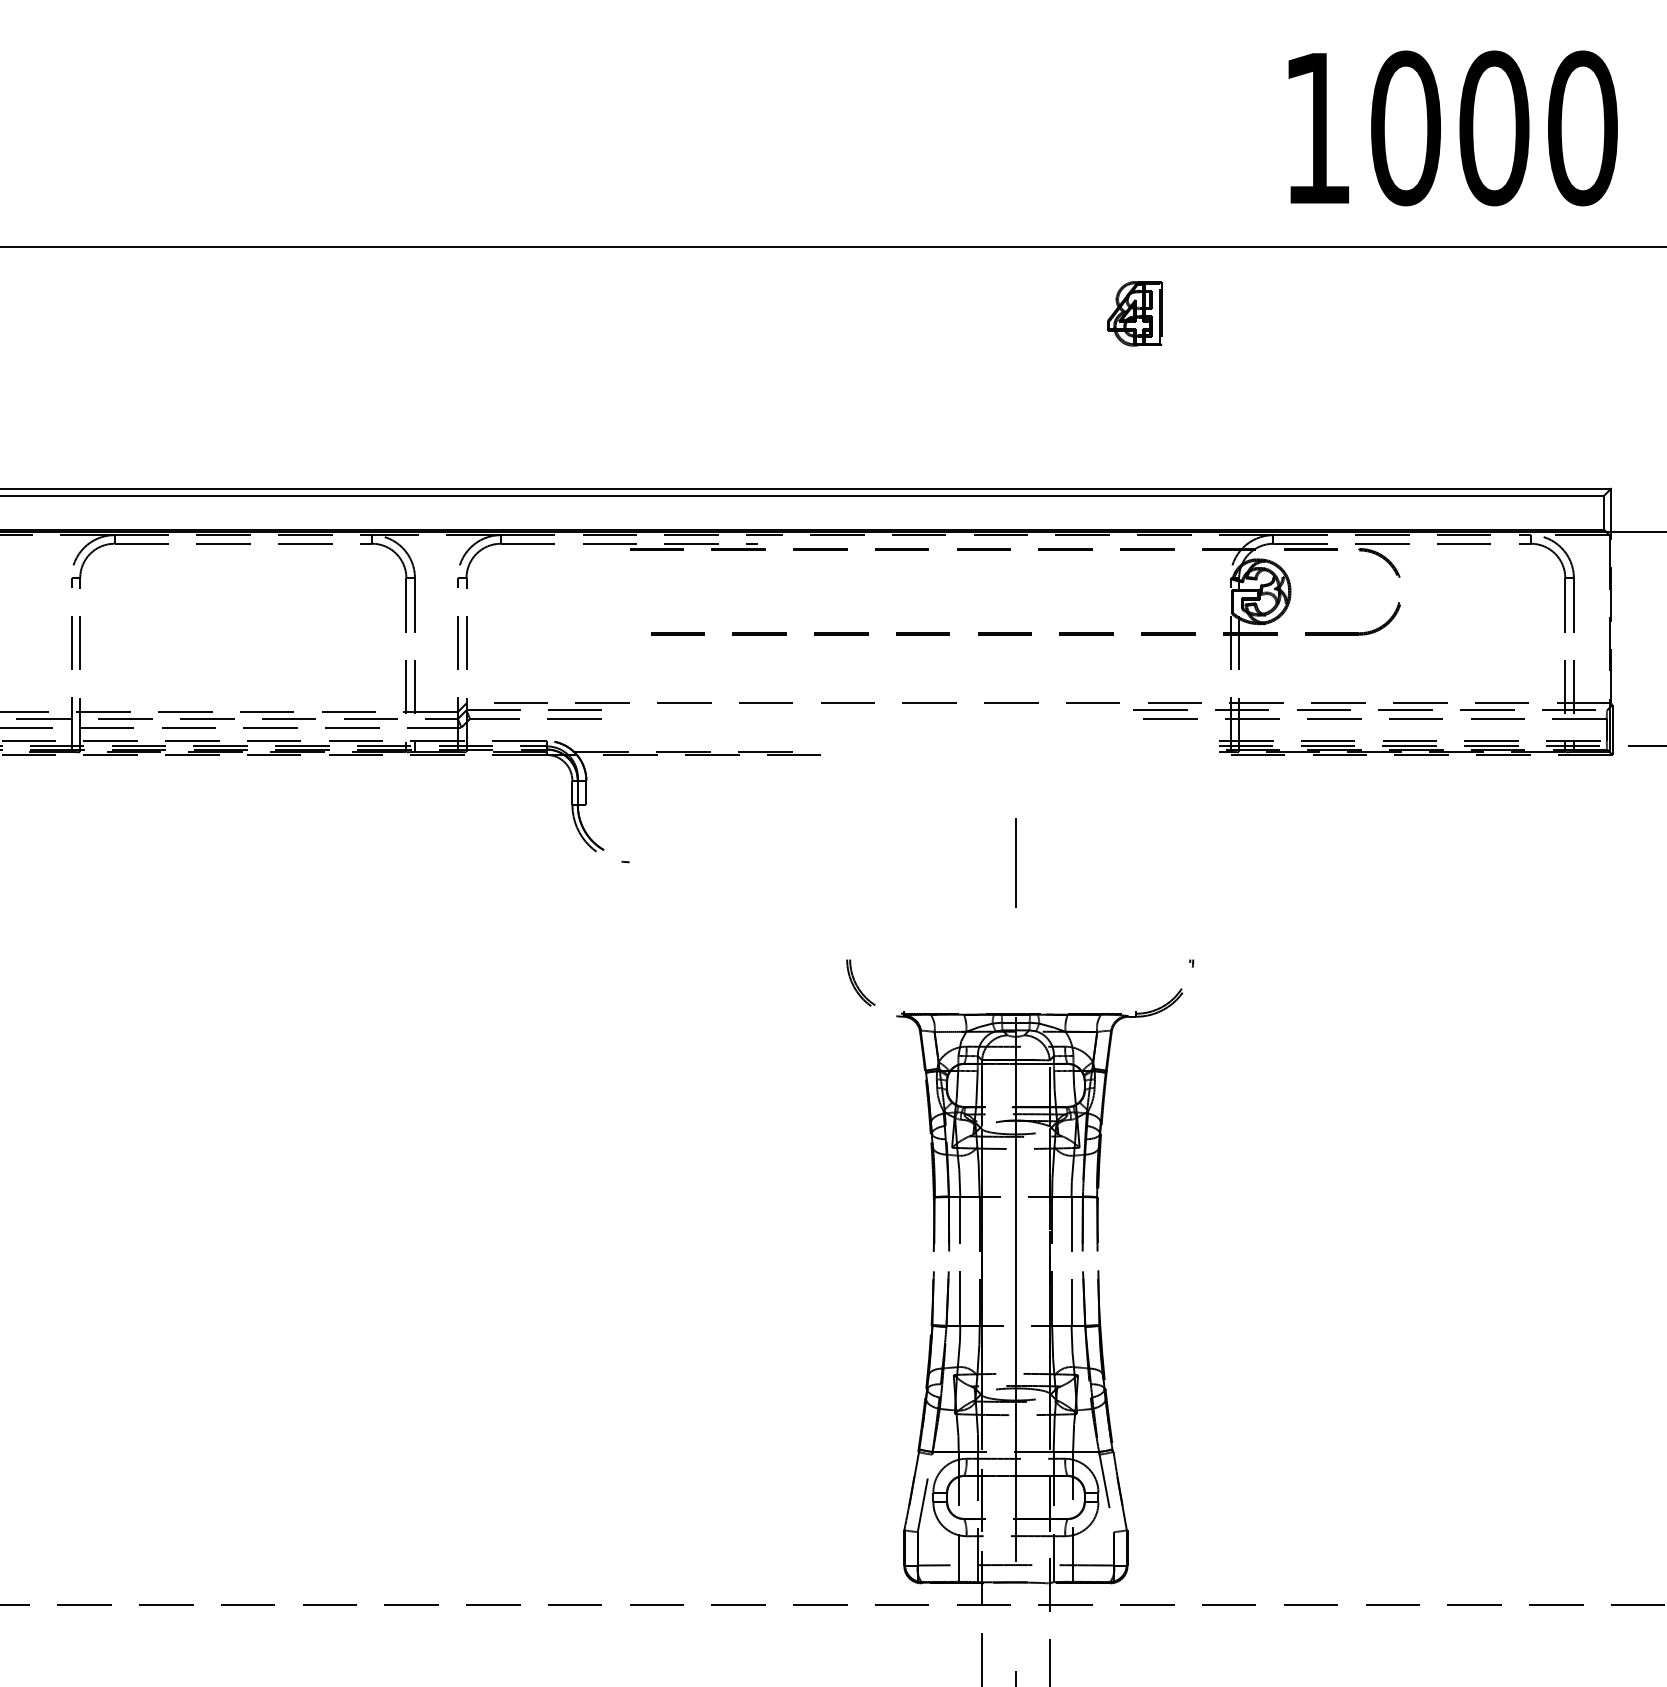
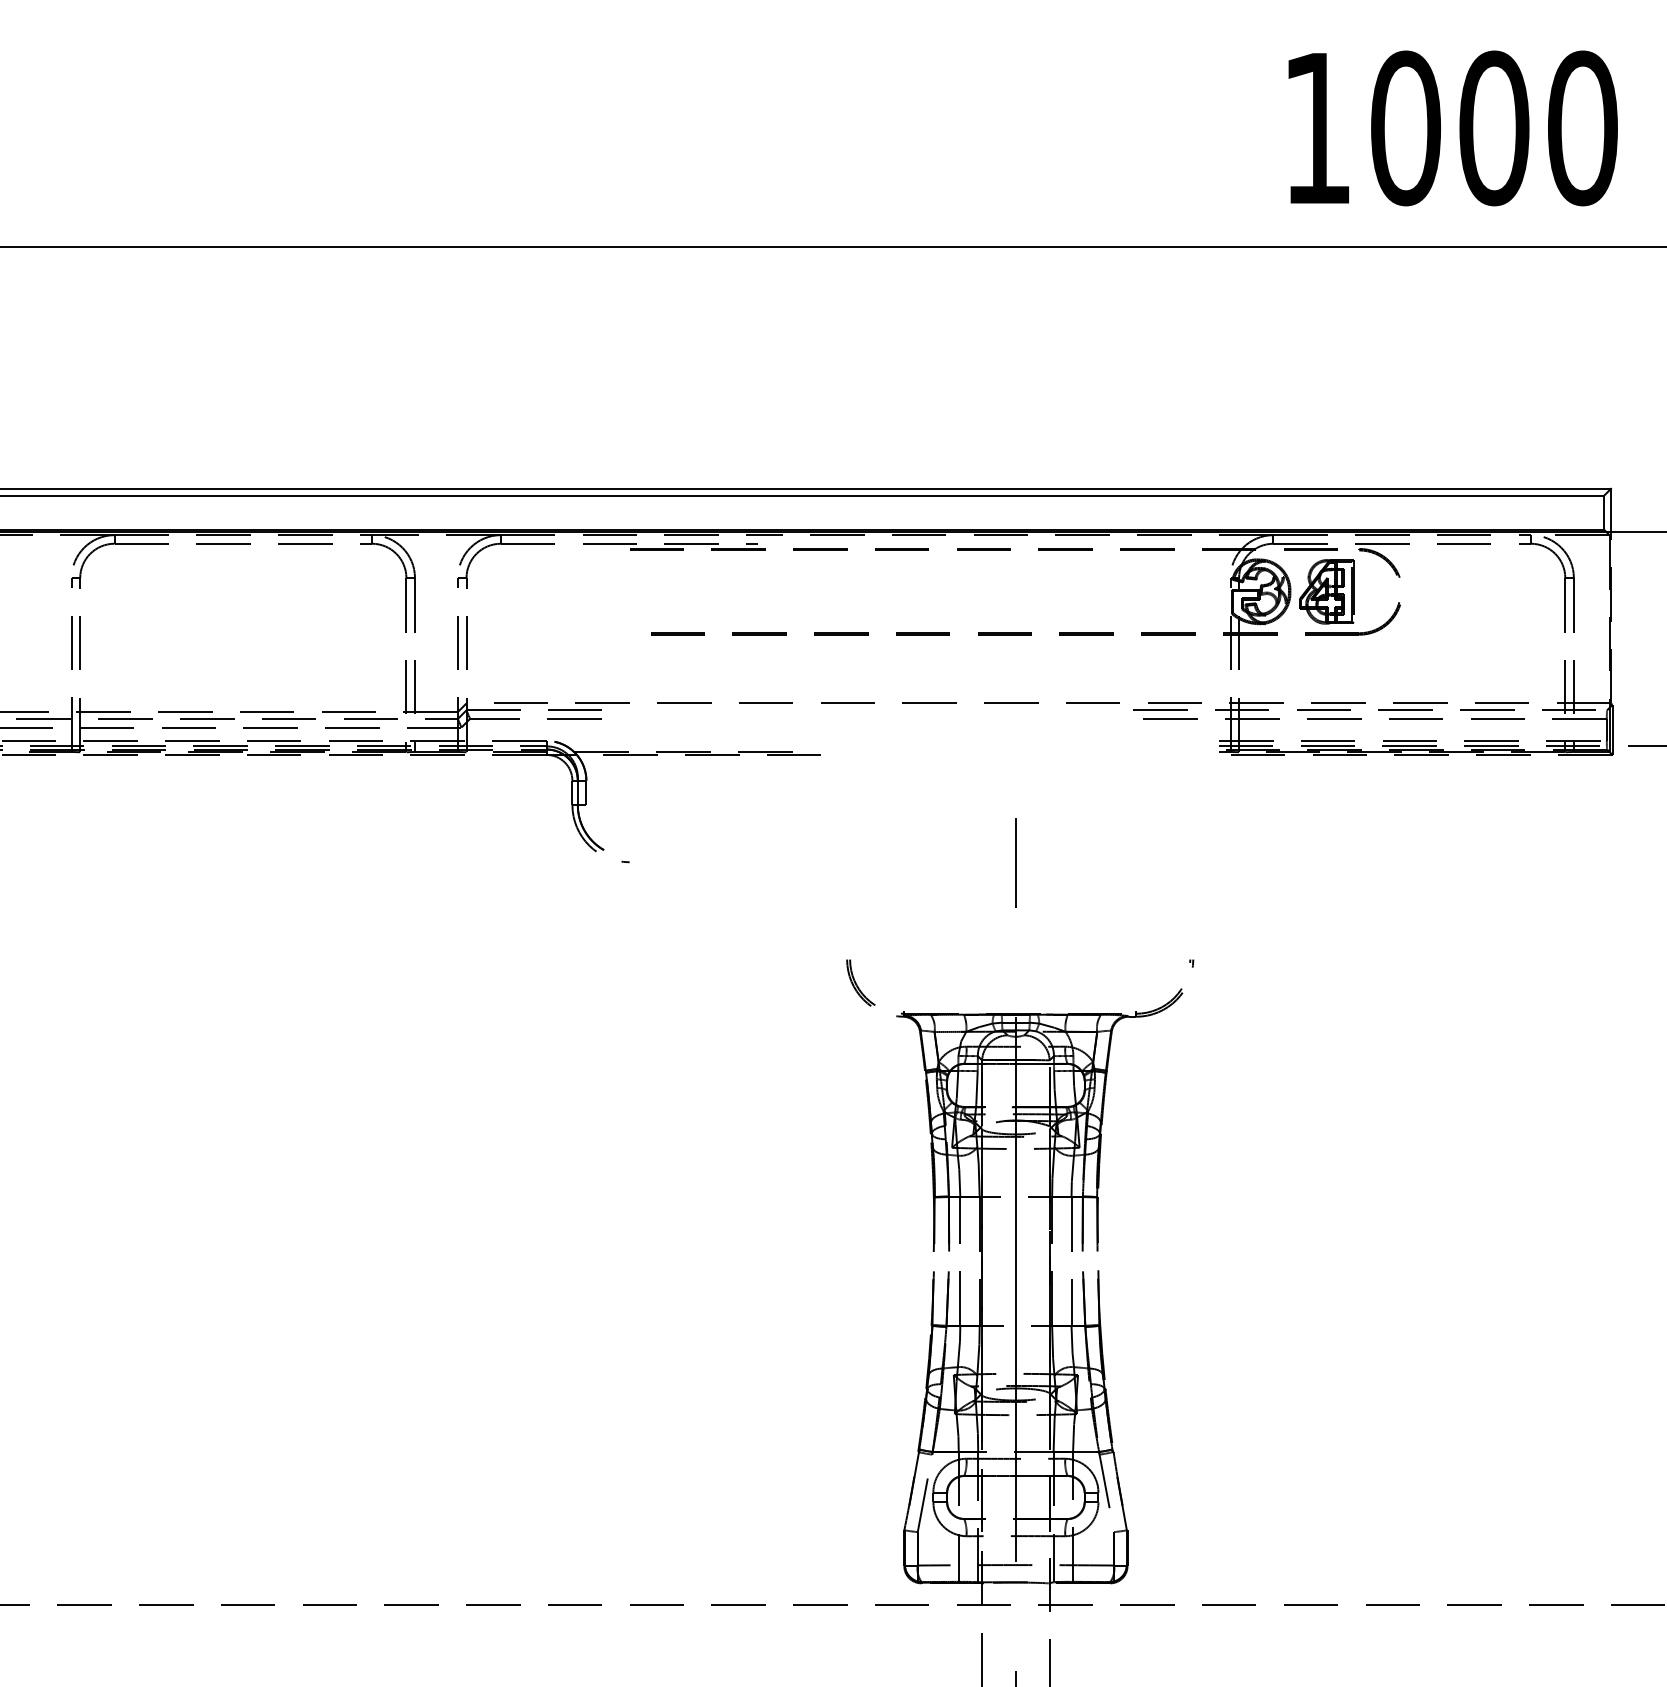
part position: (1134, 313) -> (1326, 591) (1326, 591)
